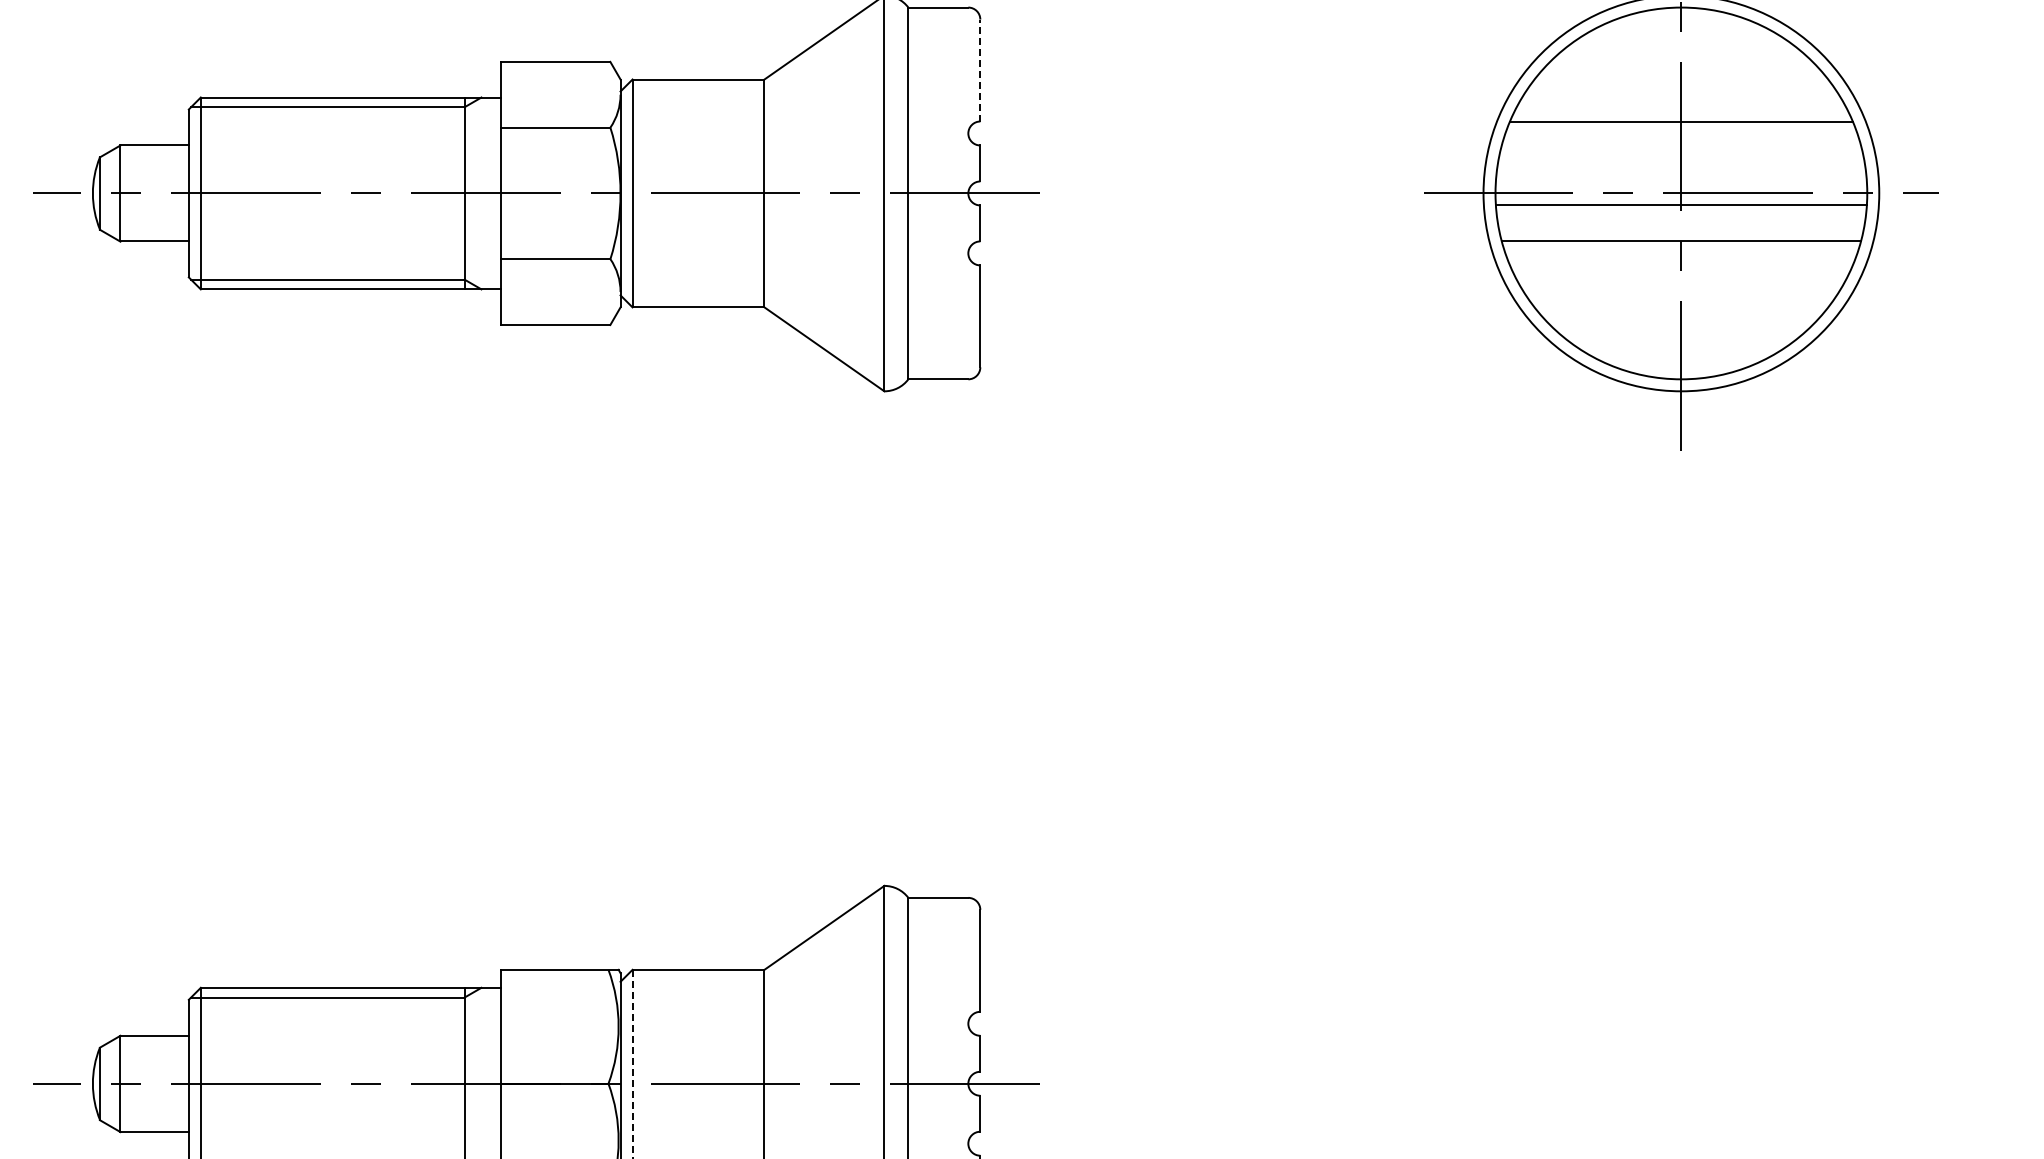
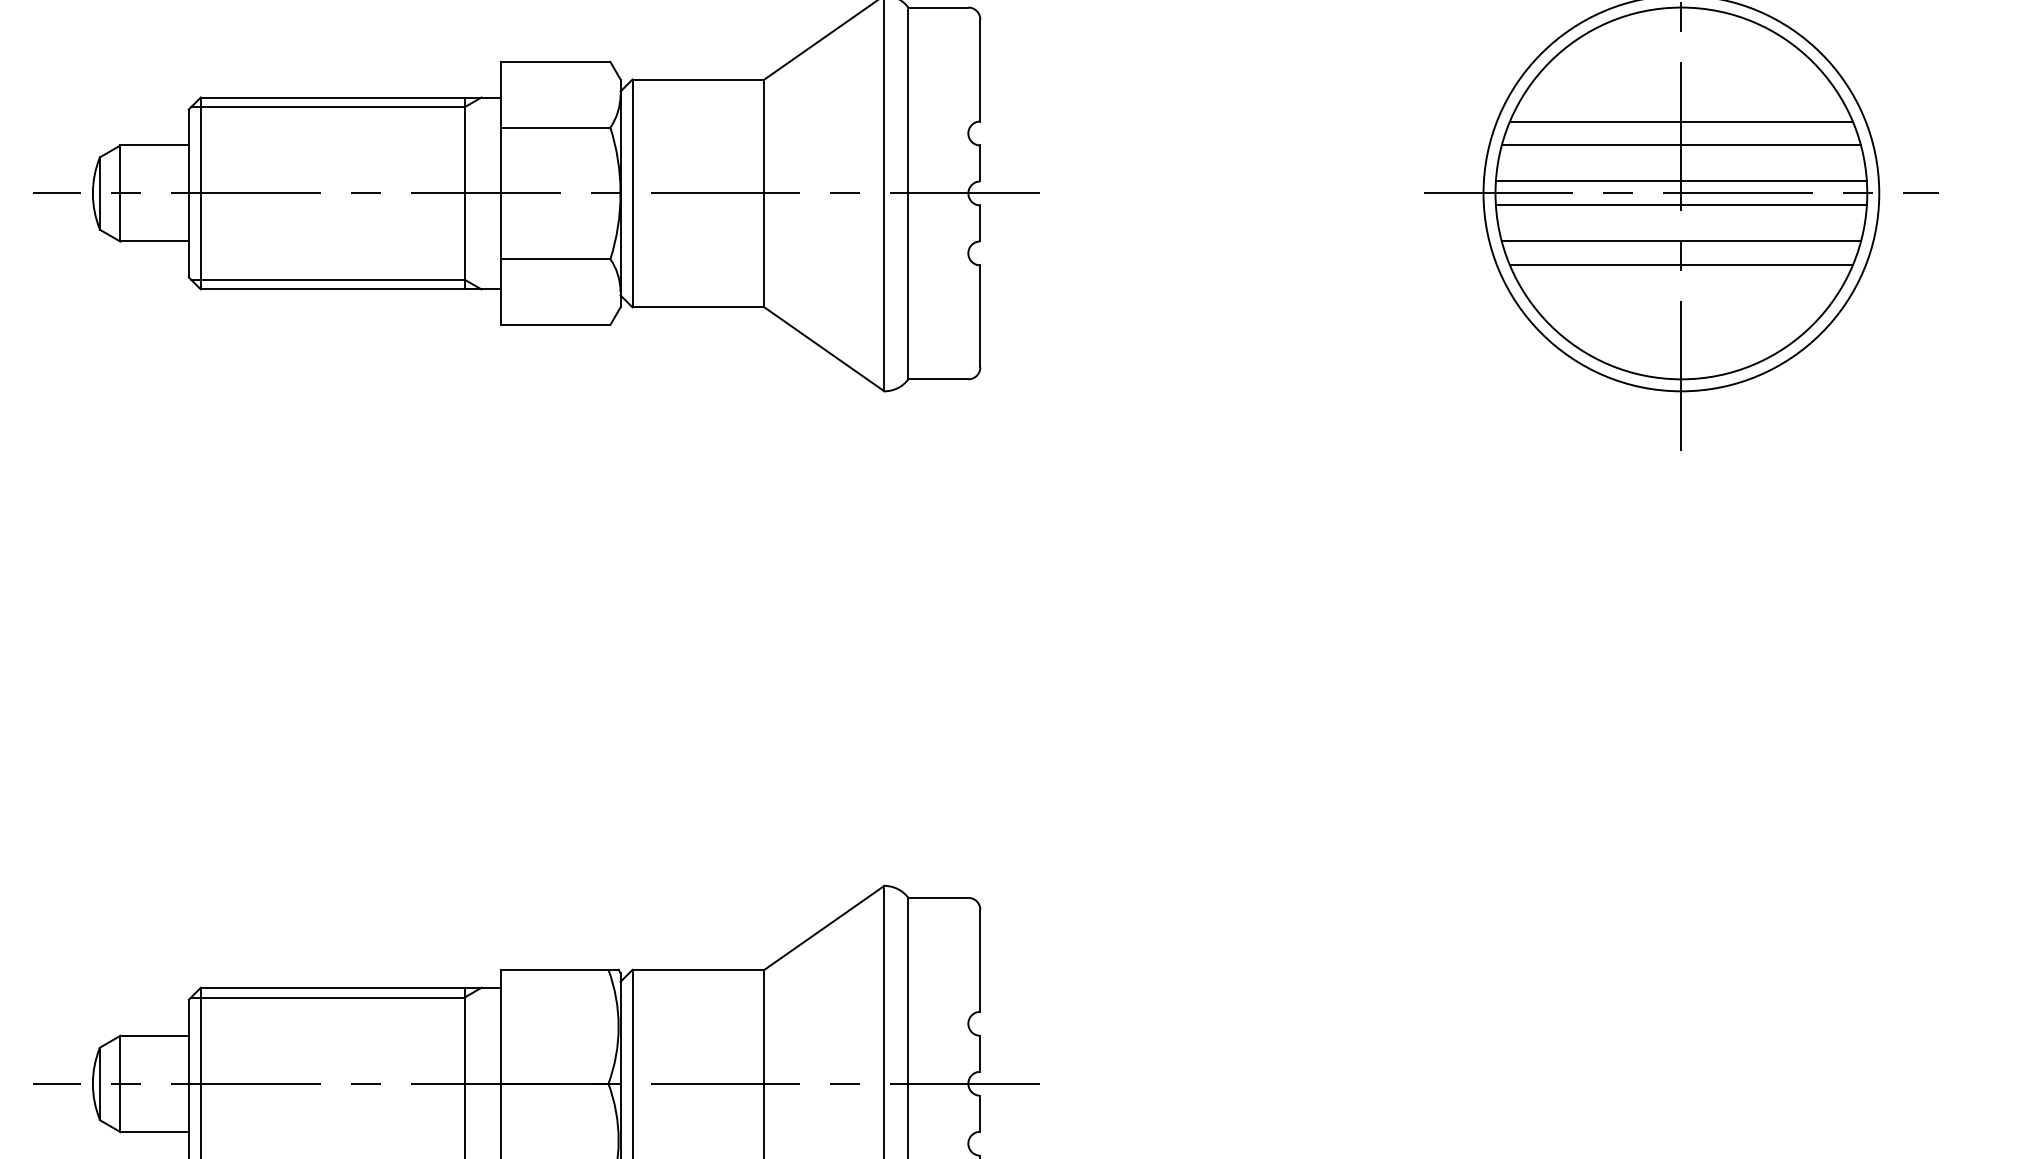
line: dashed -> solid (980, 70)
line: none -> present (1680, 145)
line: none -> present (1680, 181)
line: none -> present (1681, 265)
line: dashed -> solid (632, 1064)
